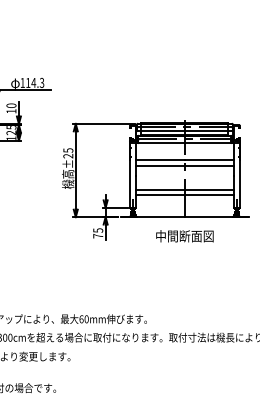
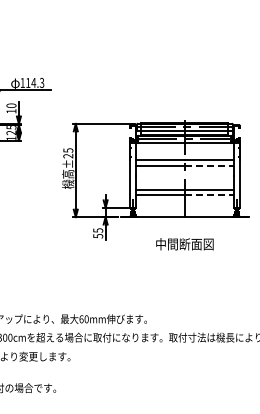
line: solid -> dashed (209, 165)
line: solid -> dashed (209, 195)
text: 75 -> 55 (98, 235)
text position: (184, 236) -> (184, 244) (184, 244)
